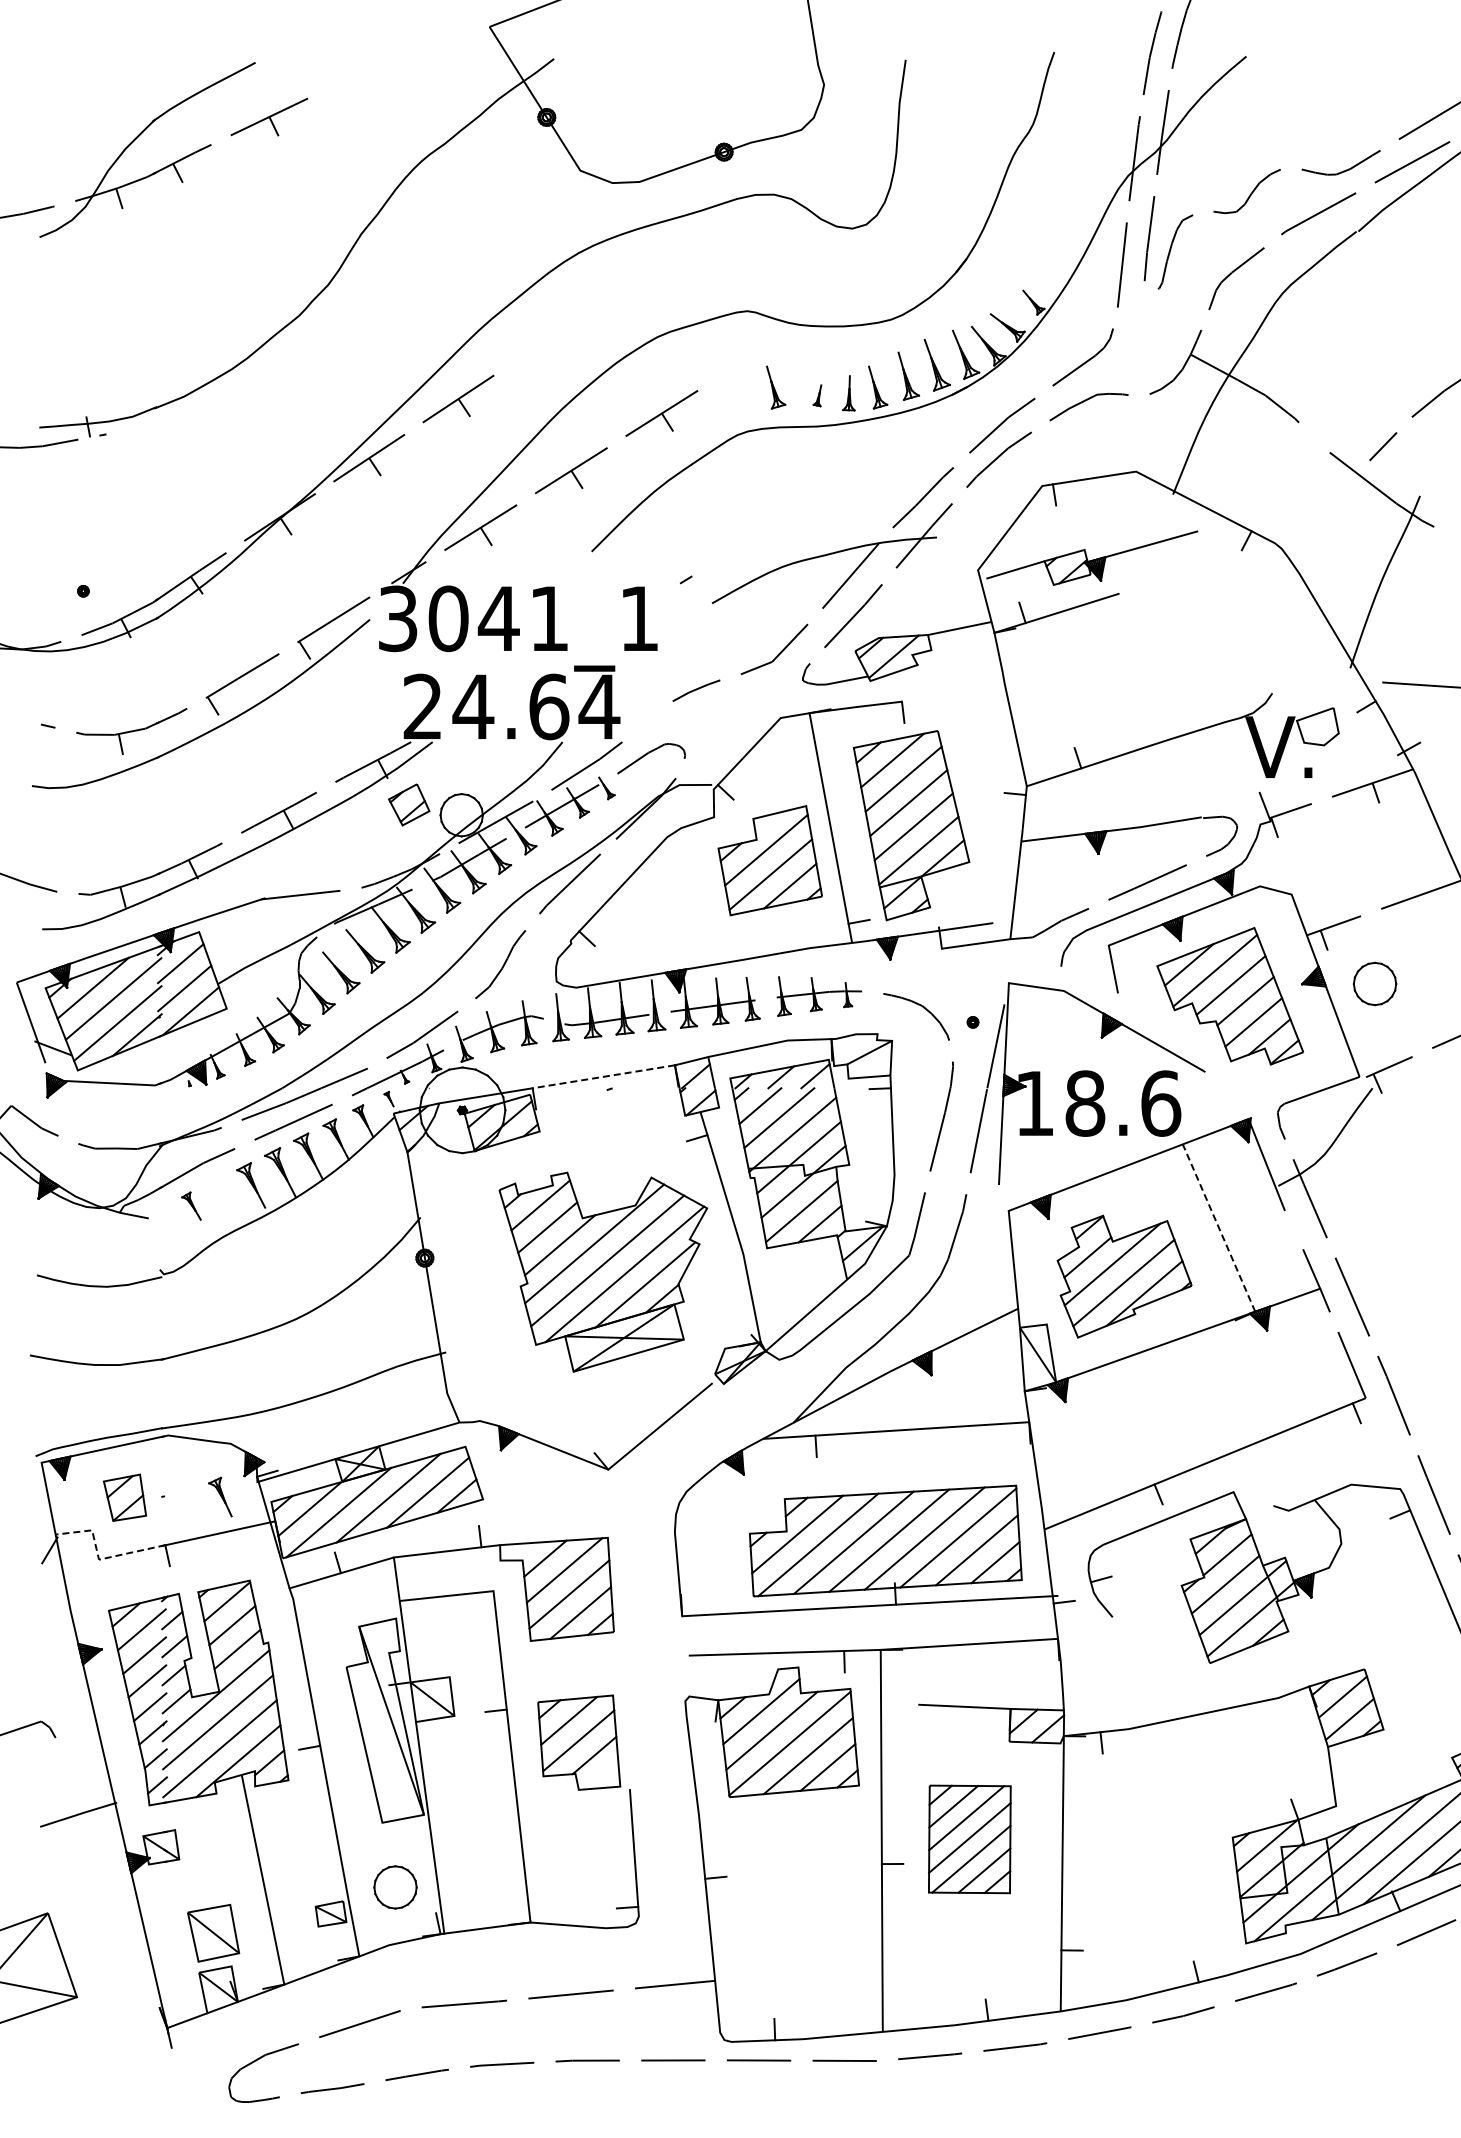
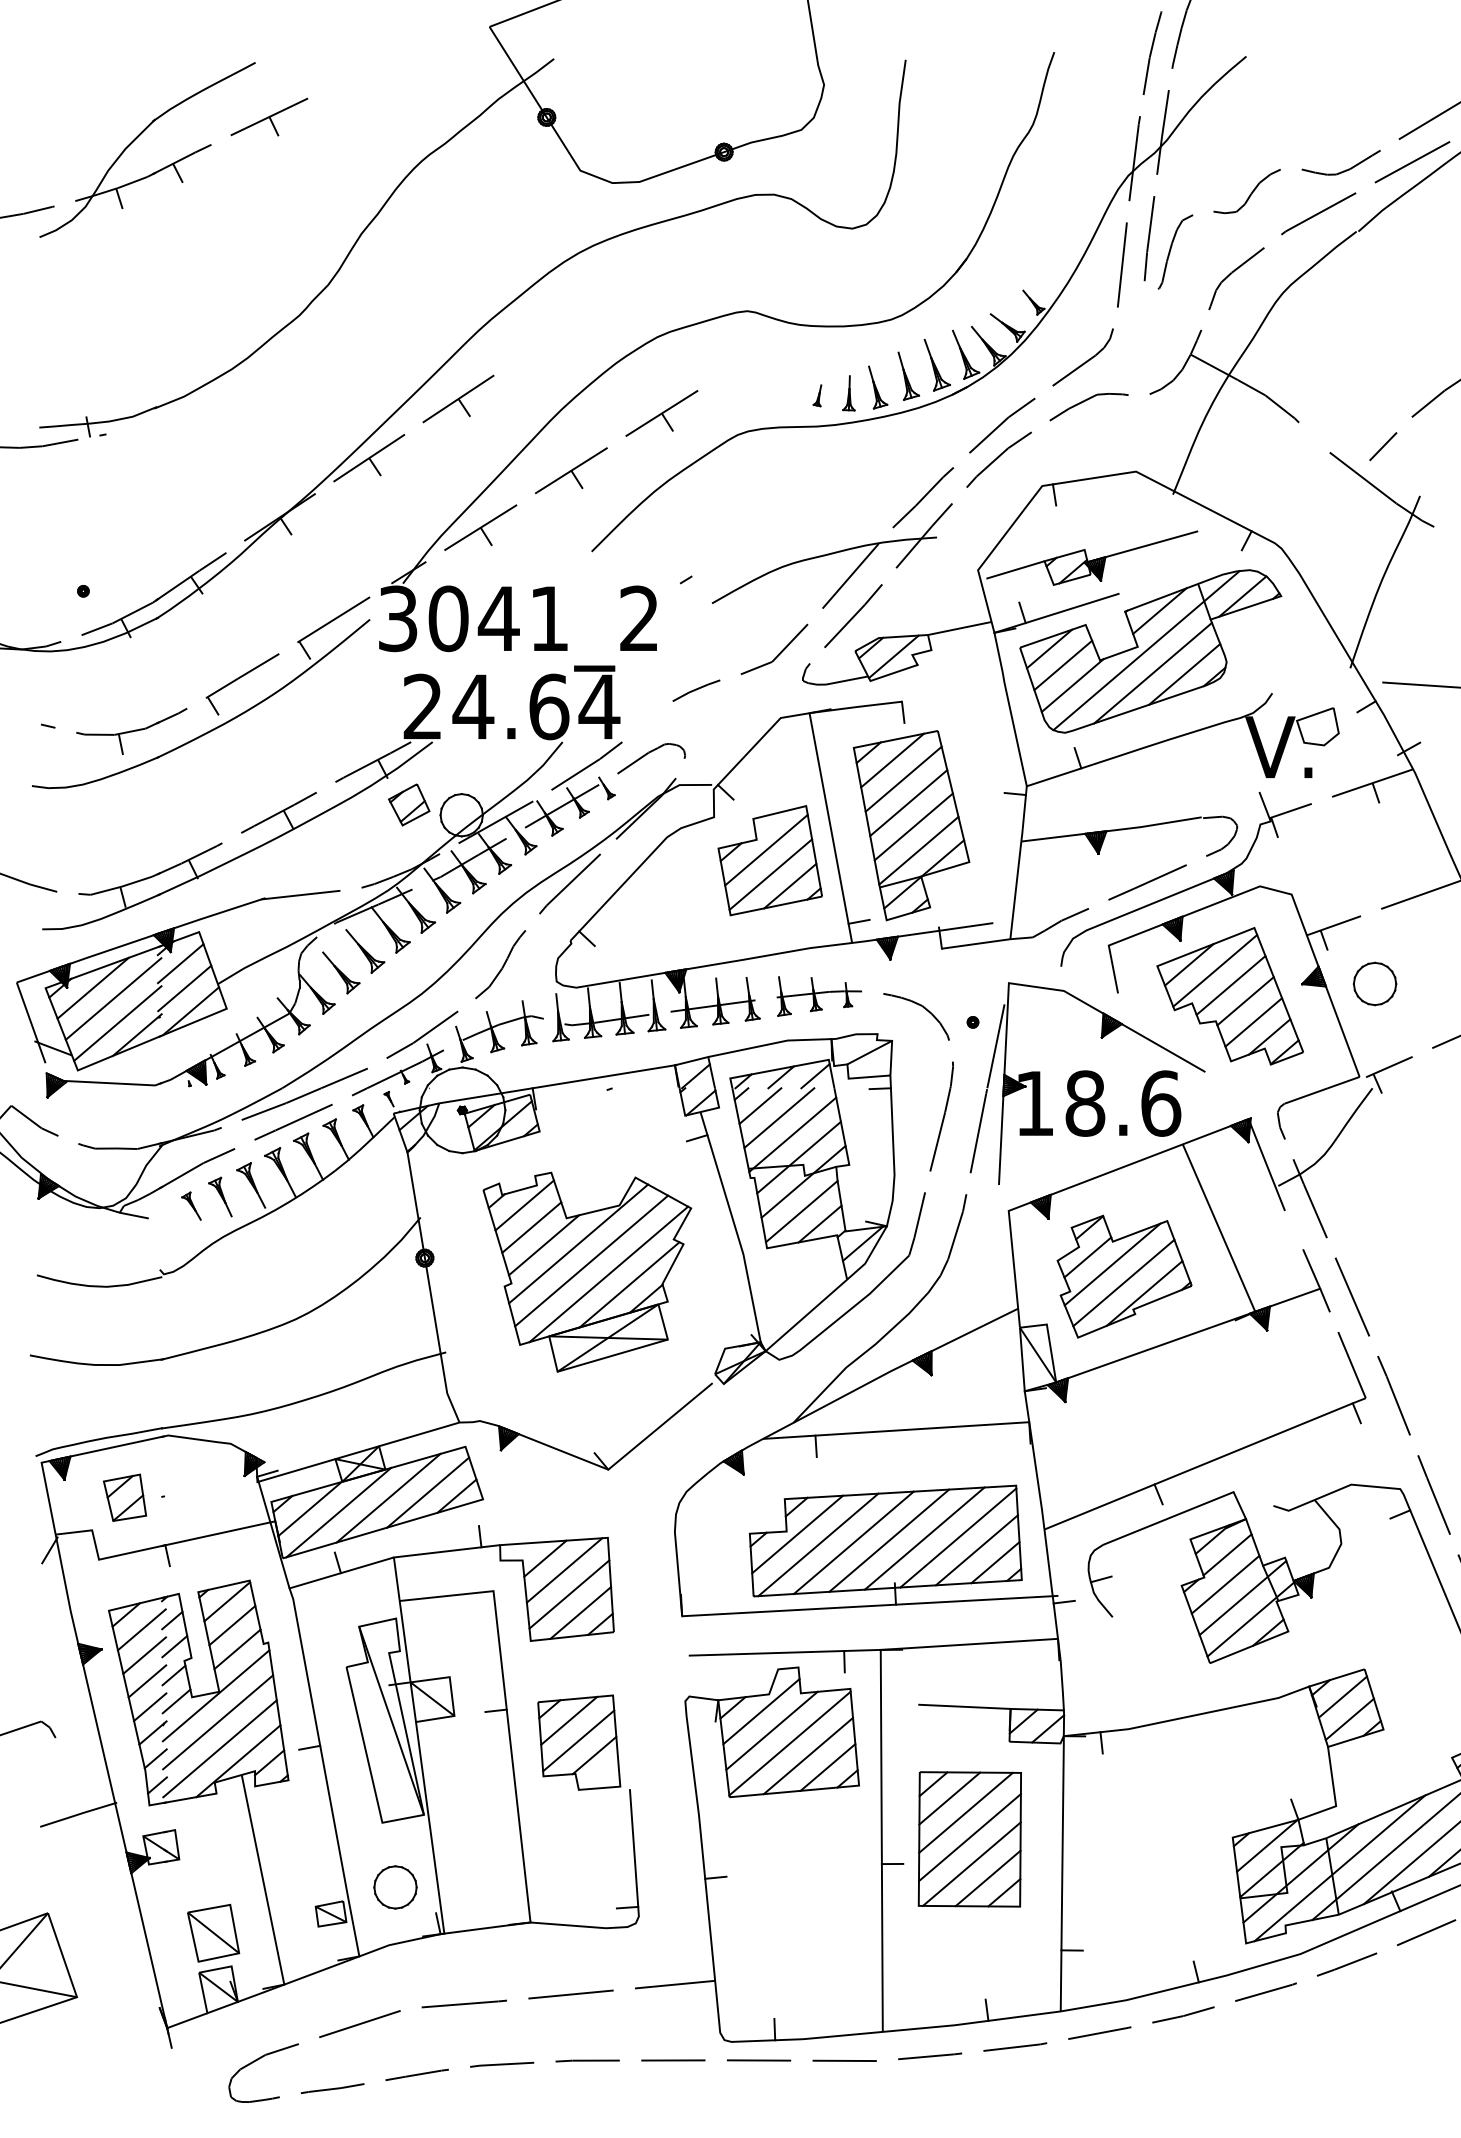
part: present -> none (776, 387)
text: 3041_1 -> 3041_2 (638, 617)
part: none -> present (1150, 651)
line: dashed -> solid (603, 1076)
line: dashed -> solid (1218, 1227)
part position: (603, 1271) -> (587, 1271) (587, 1271)
part position: (220, 1496) -> (220, 1196) (220, 1196)
line: dashed -> solid (99, 1559)
part size: 84x111 px -> 105x137 px (969, 1839)
